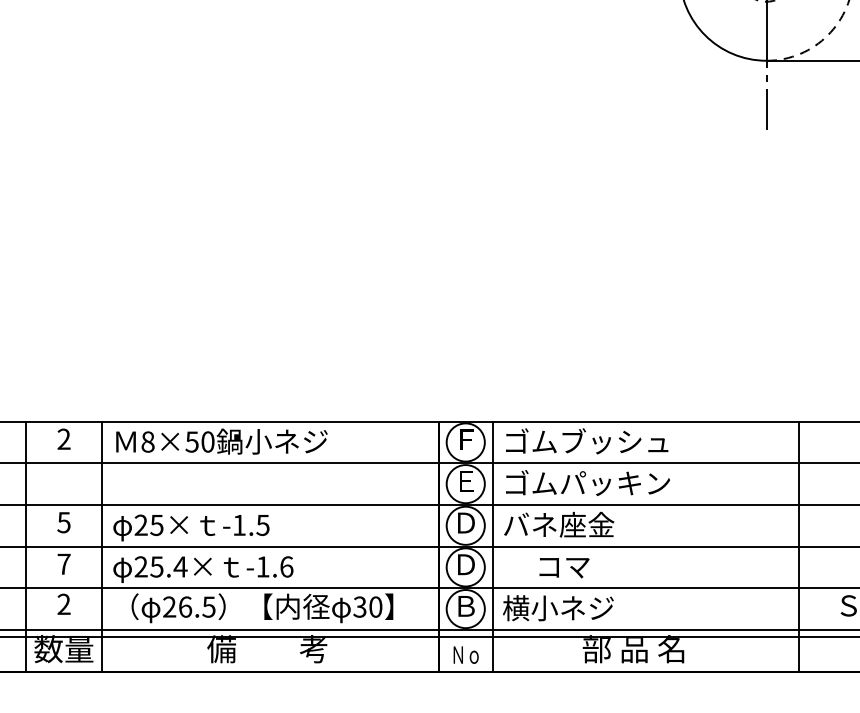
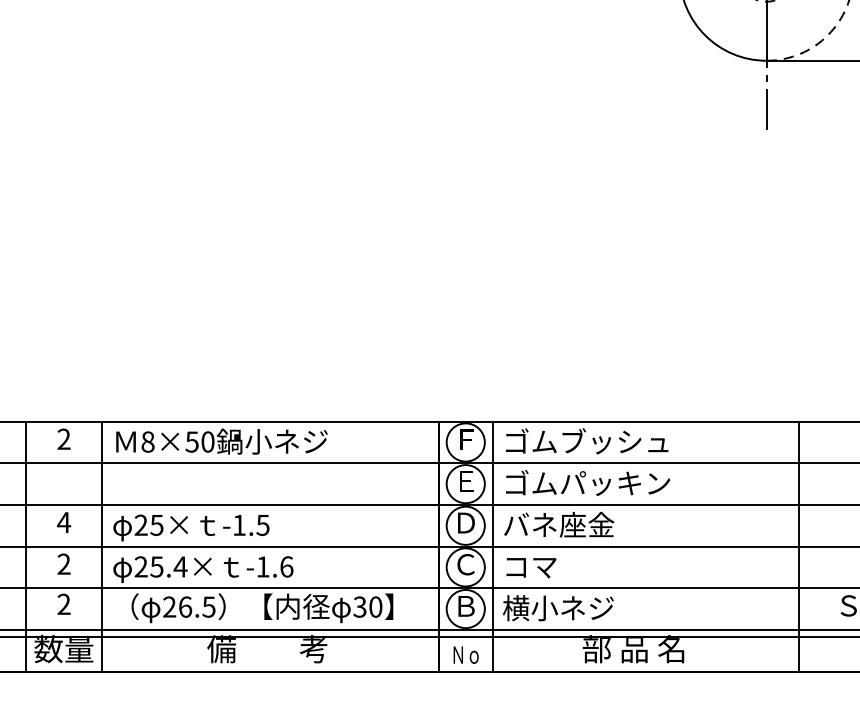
text: 5 -> 4 (63, 522)
text: 7 -> 2 (63, 563)
text: Ｄ -> Ｃ (465, 564)
text position: (564, 568) -> (531, 568) (531, 568)
